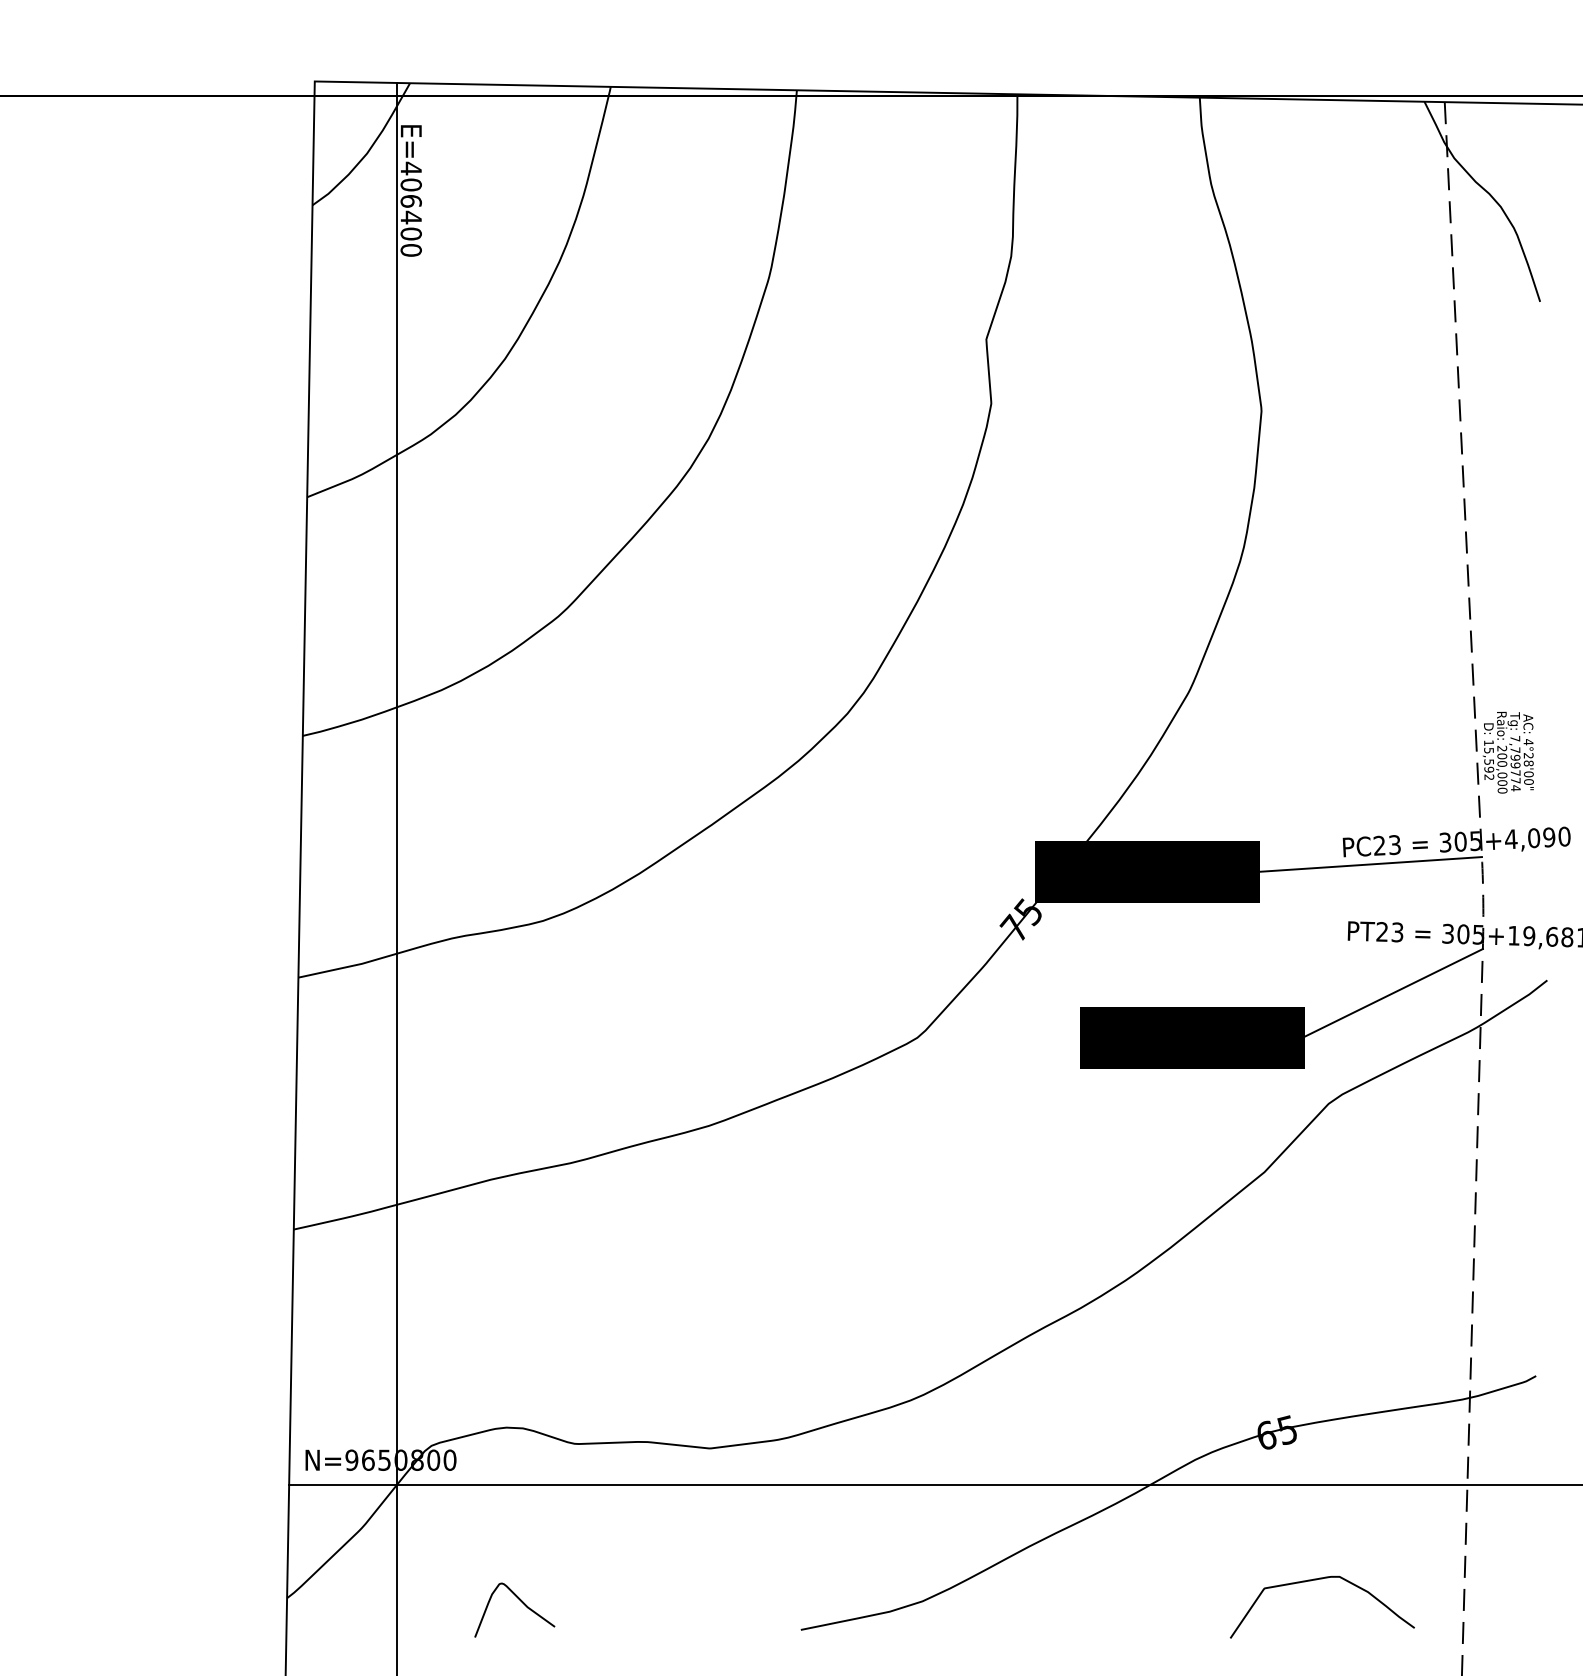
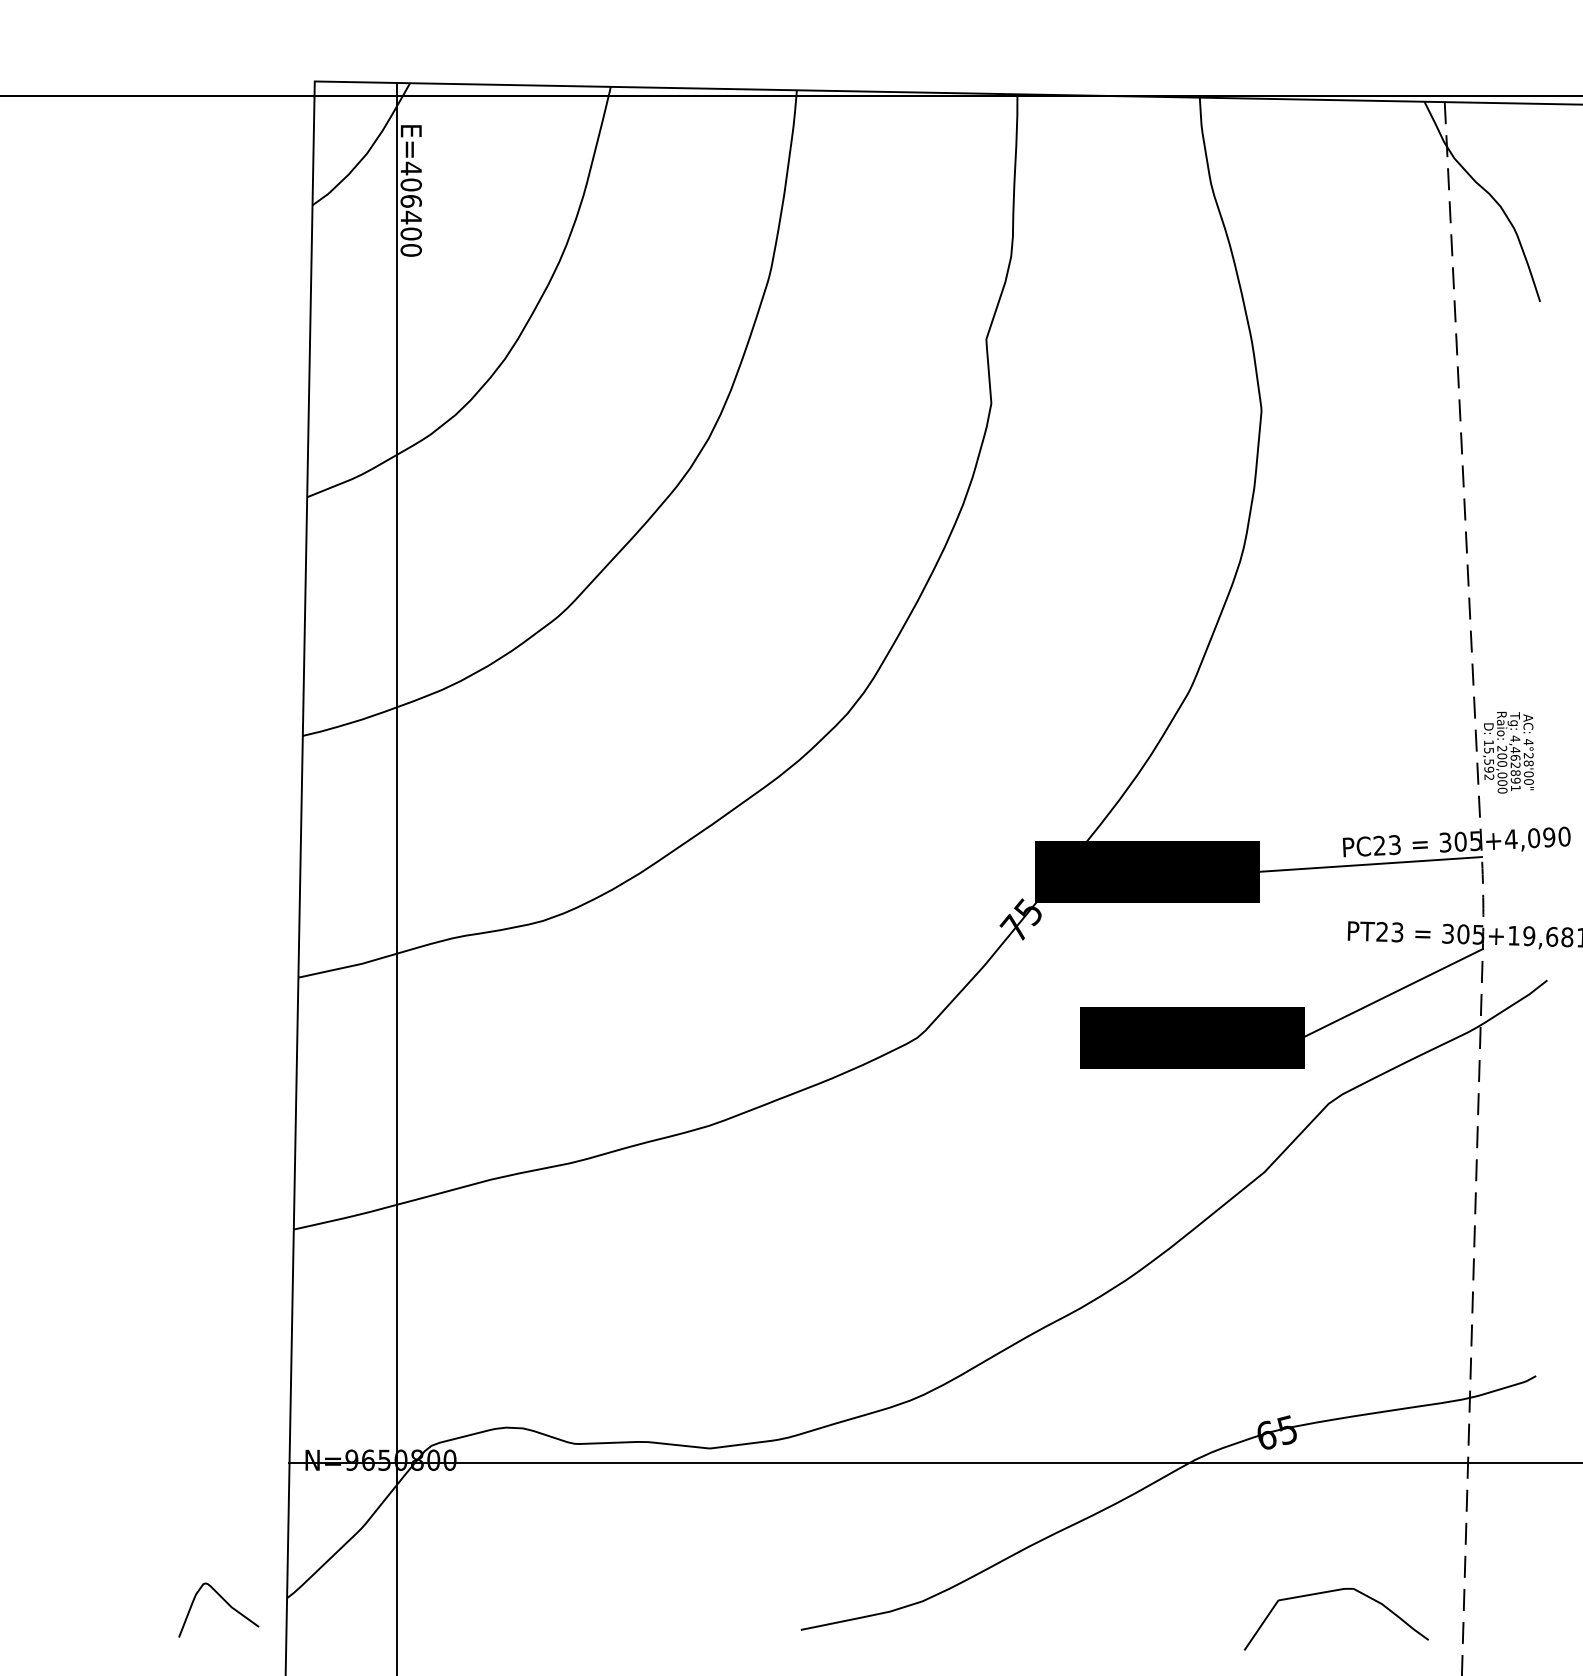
text: 7,799774 -> 4,462891 (1515, 763)
line position: (934, 1484) -> (934, 1462) (934, 1462)
curve position: (1316, 1580) -> (1330, 1592) (1330, 1592)
curve position: (521, 1602) -> (225, 1602) (225, 1602)
